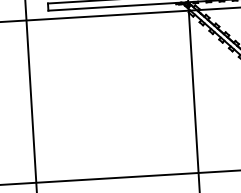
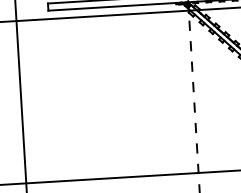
line position: (30, 95) -> (20, 95) (20, 95)
line: solid -> dashed (193, 96)
